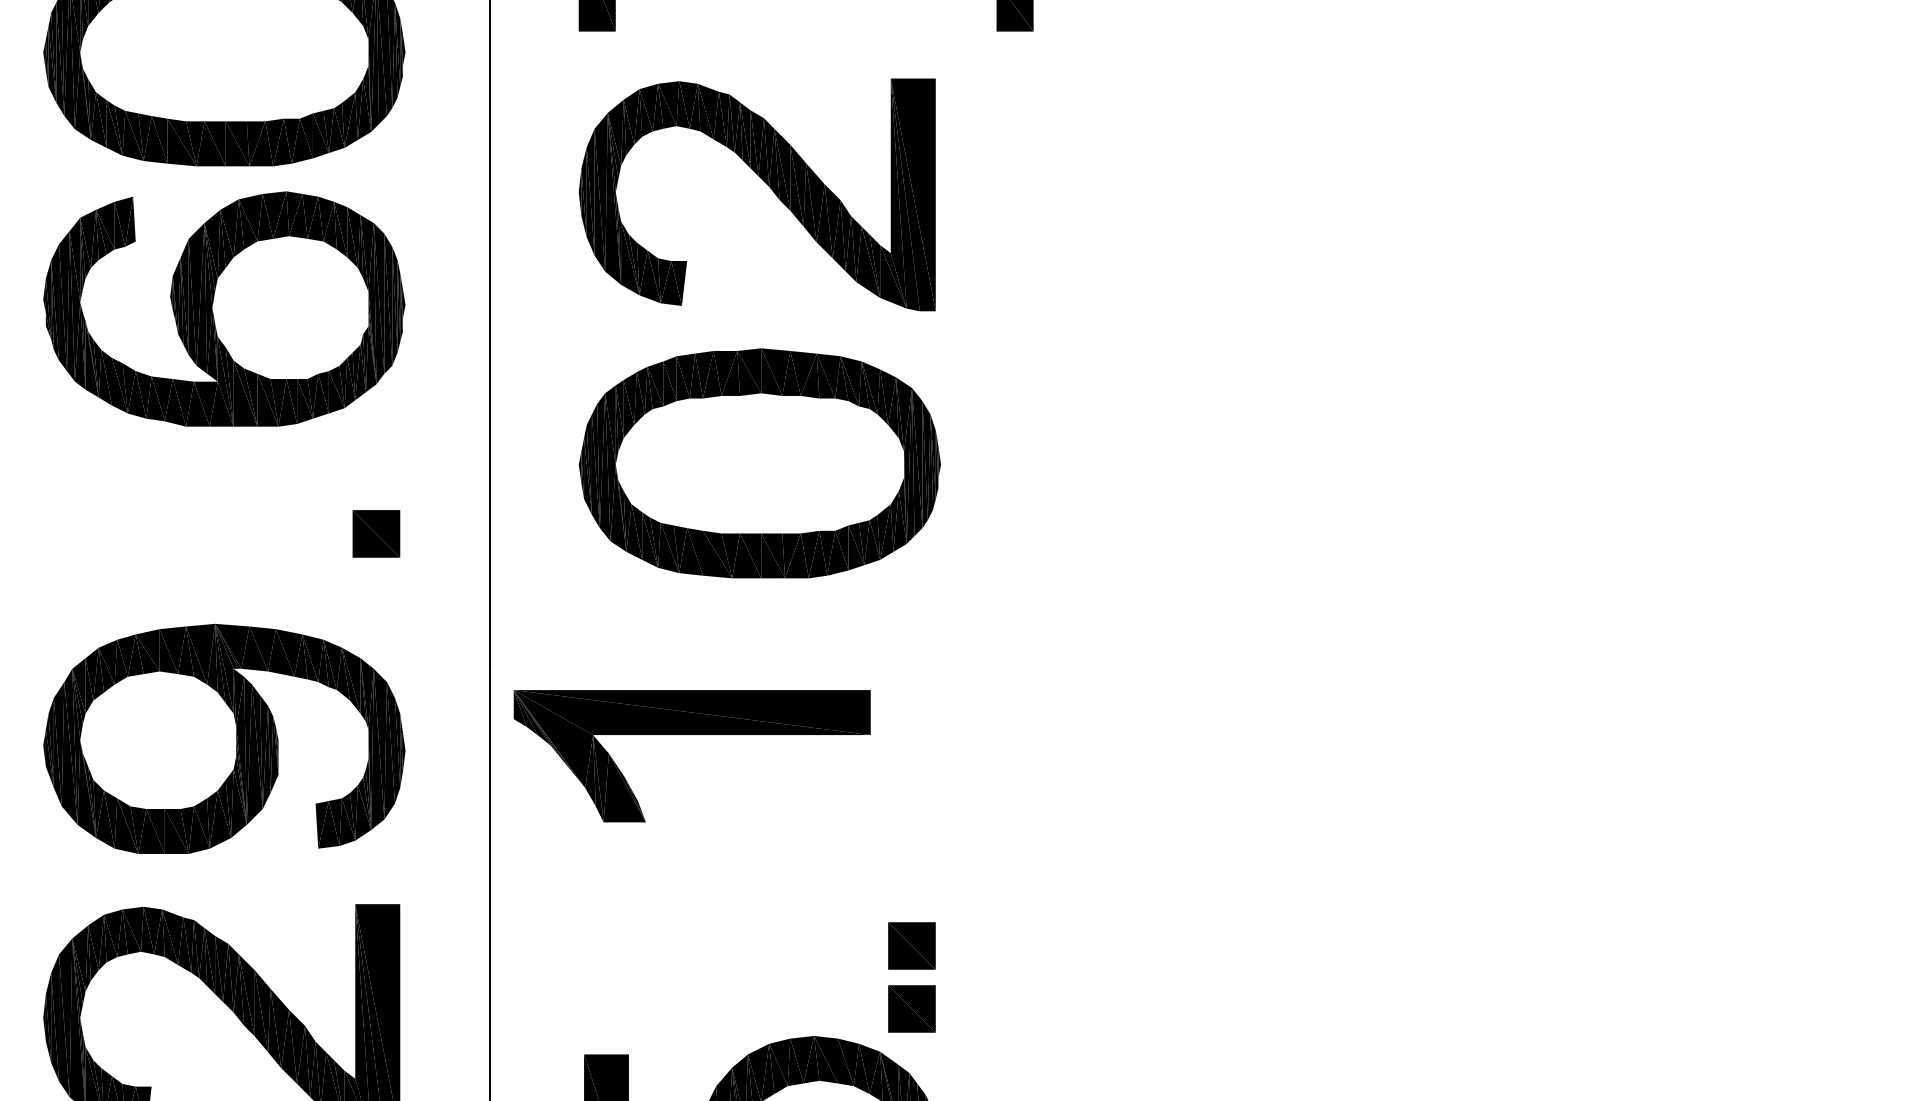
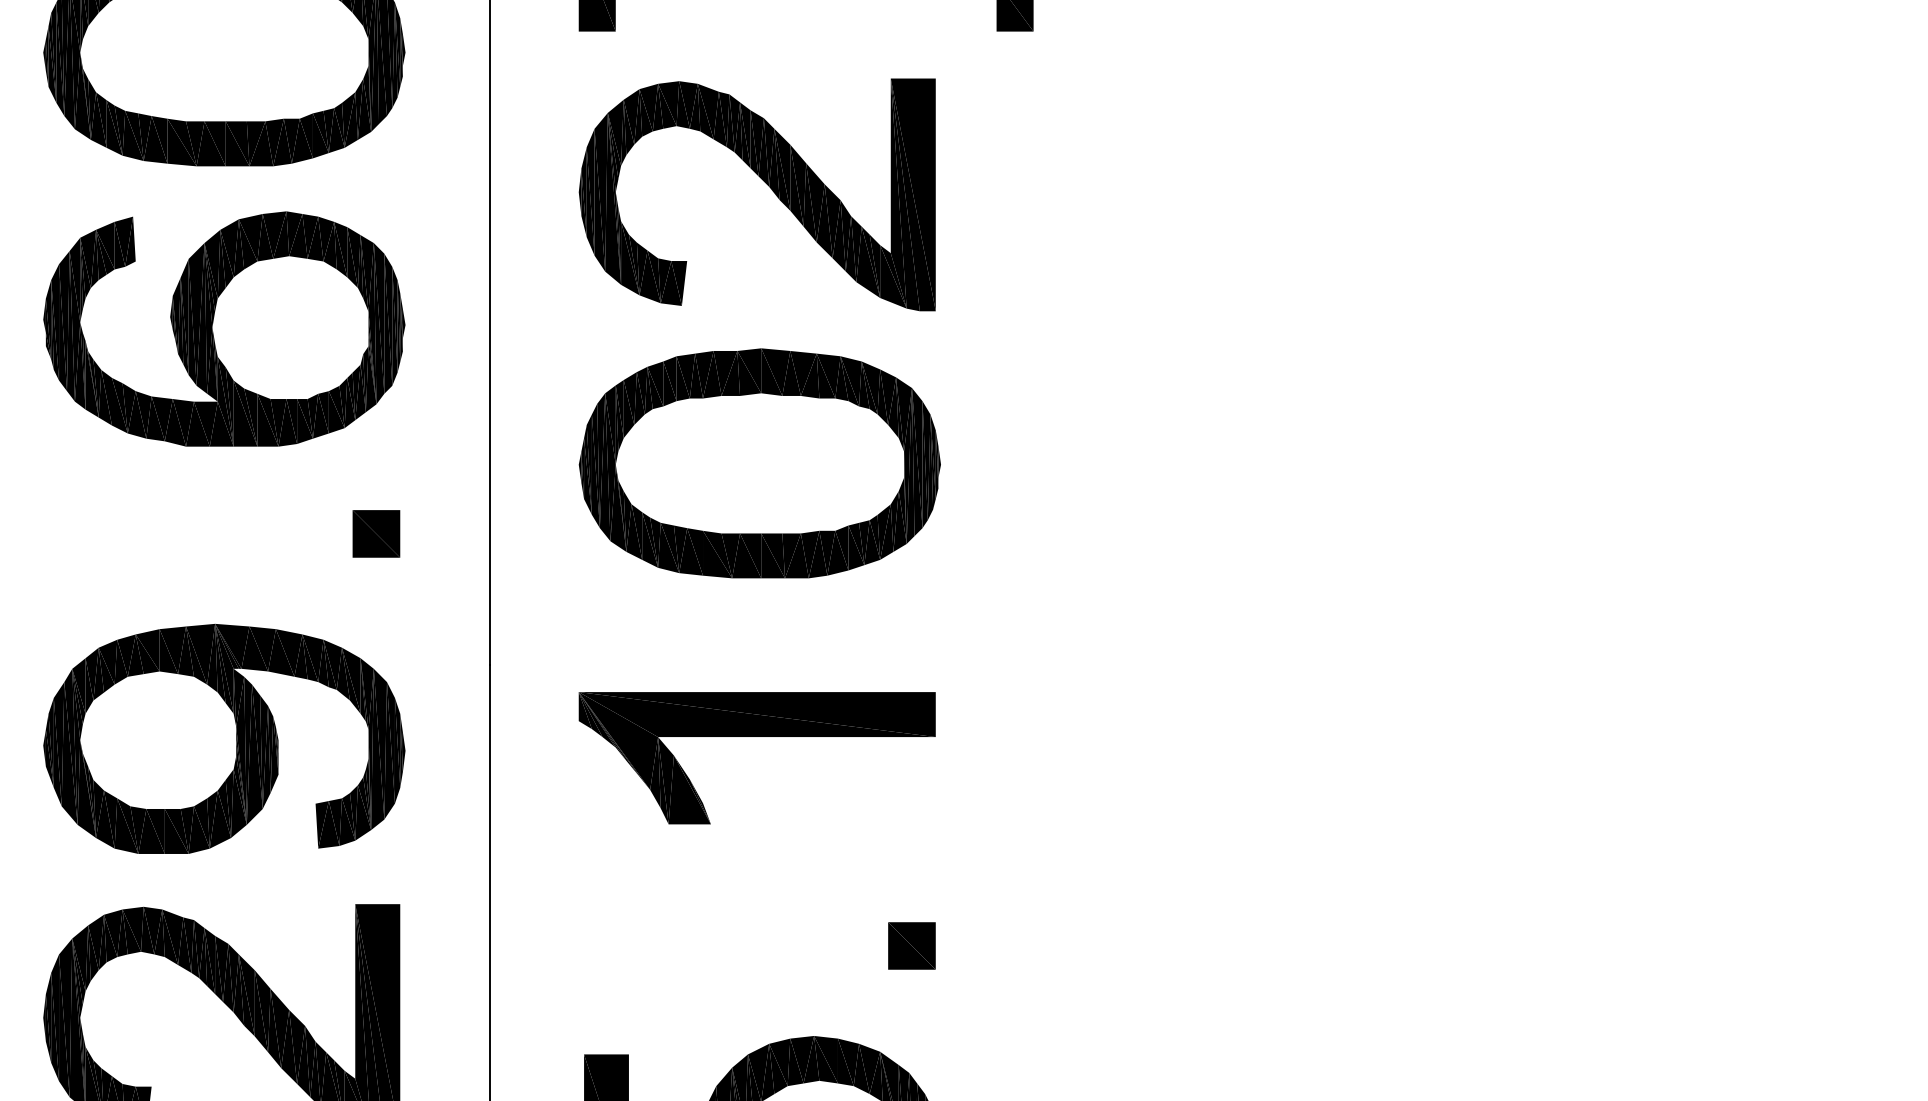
part position: (224, 308) -> (224, 328) (224, 328)
part position: (691, 734) -> (756, 736) (756, 736)
part: present -> none (911, 1008)
